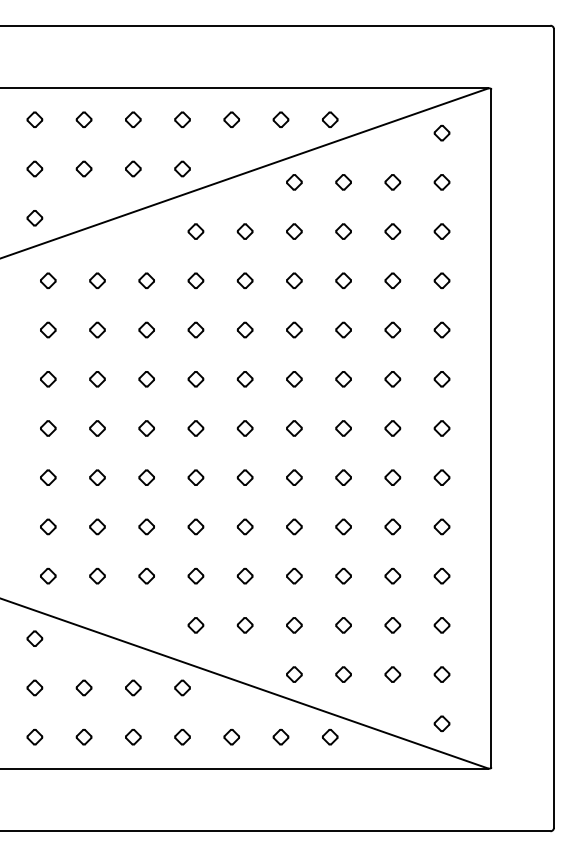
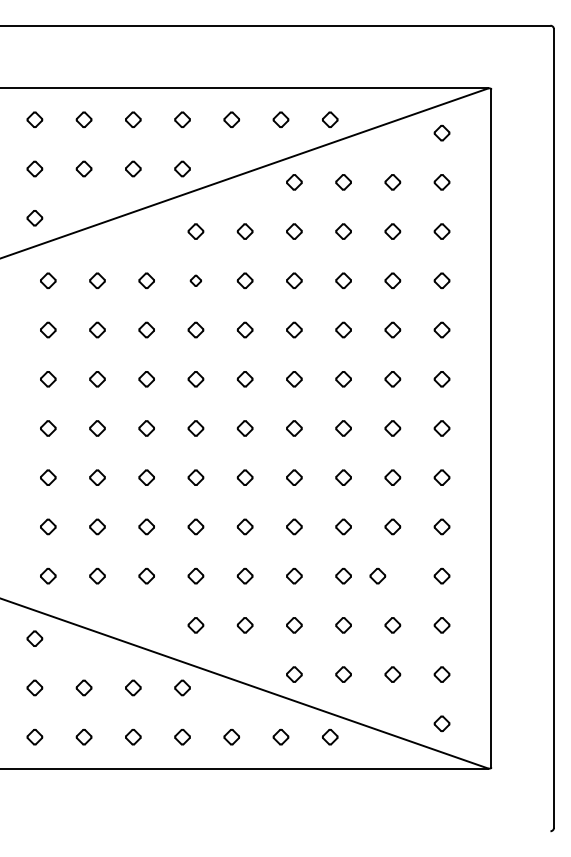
part size: 18x18 px -> 13x13 px (195, 280)
part position: (392, 575) -> (377, 575) (377, 575)
line: present -> none (276, 831)
